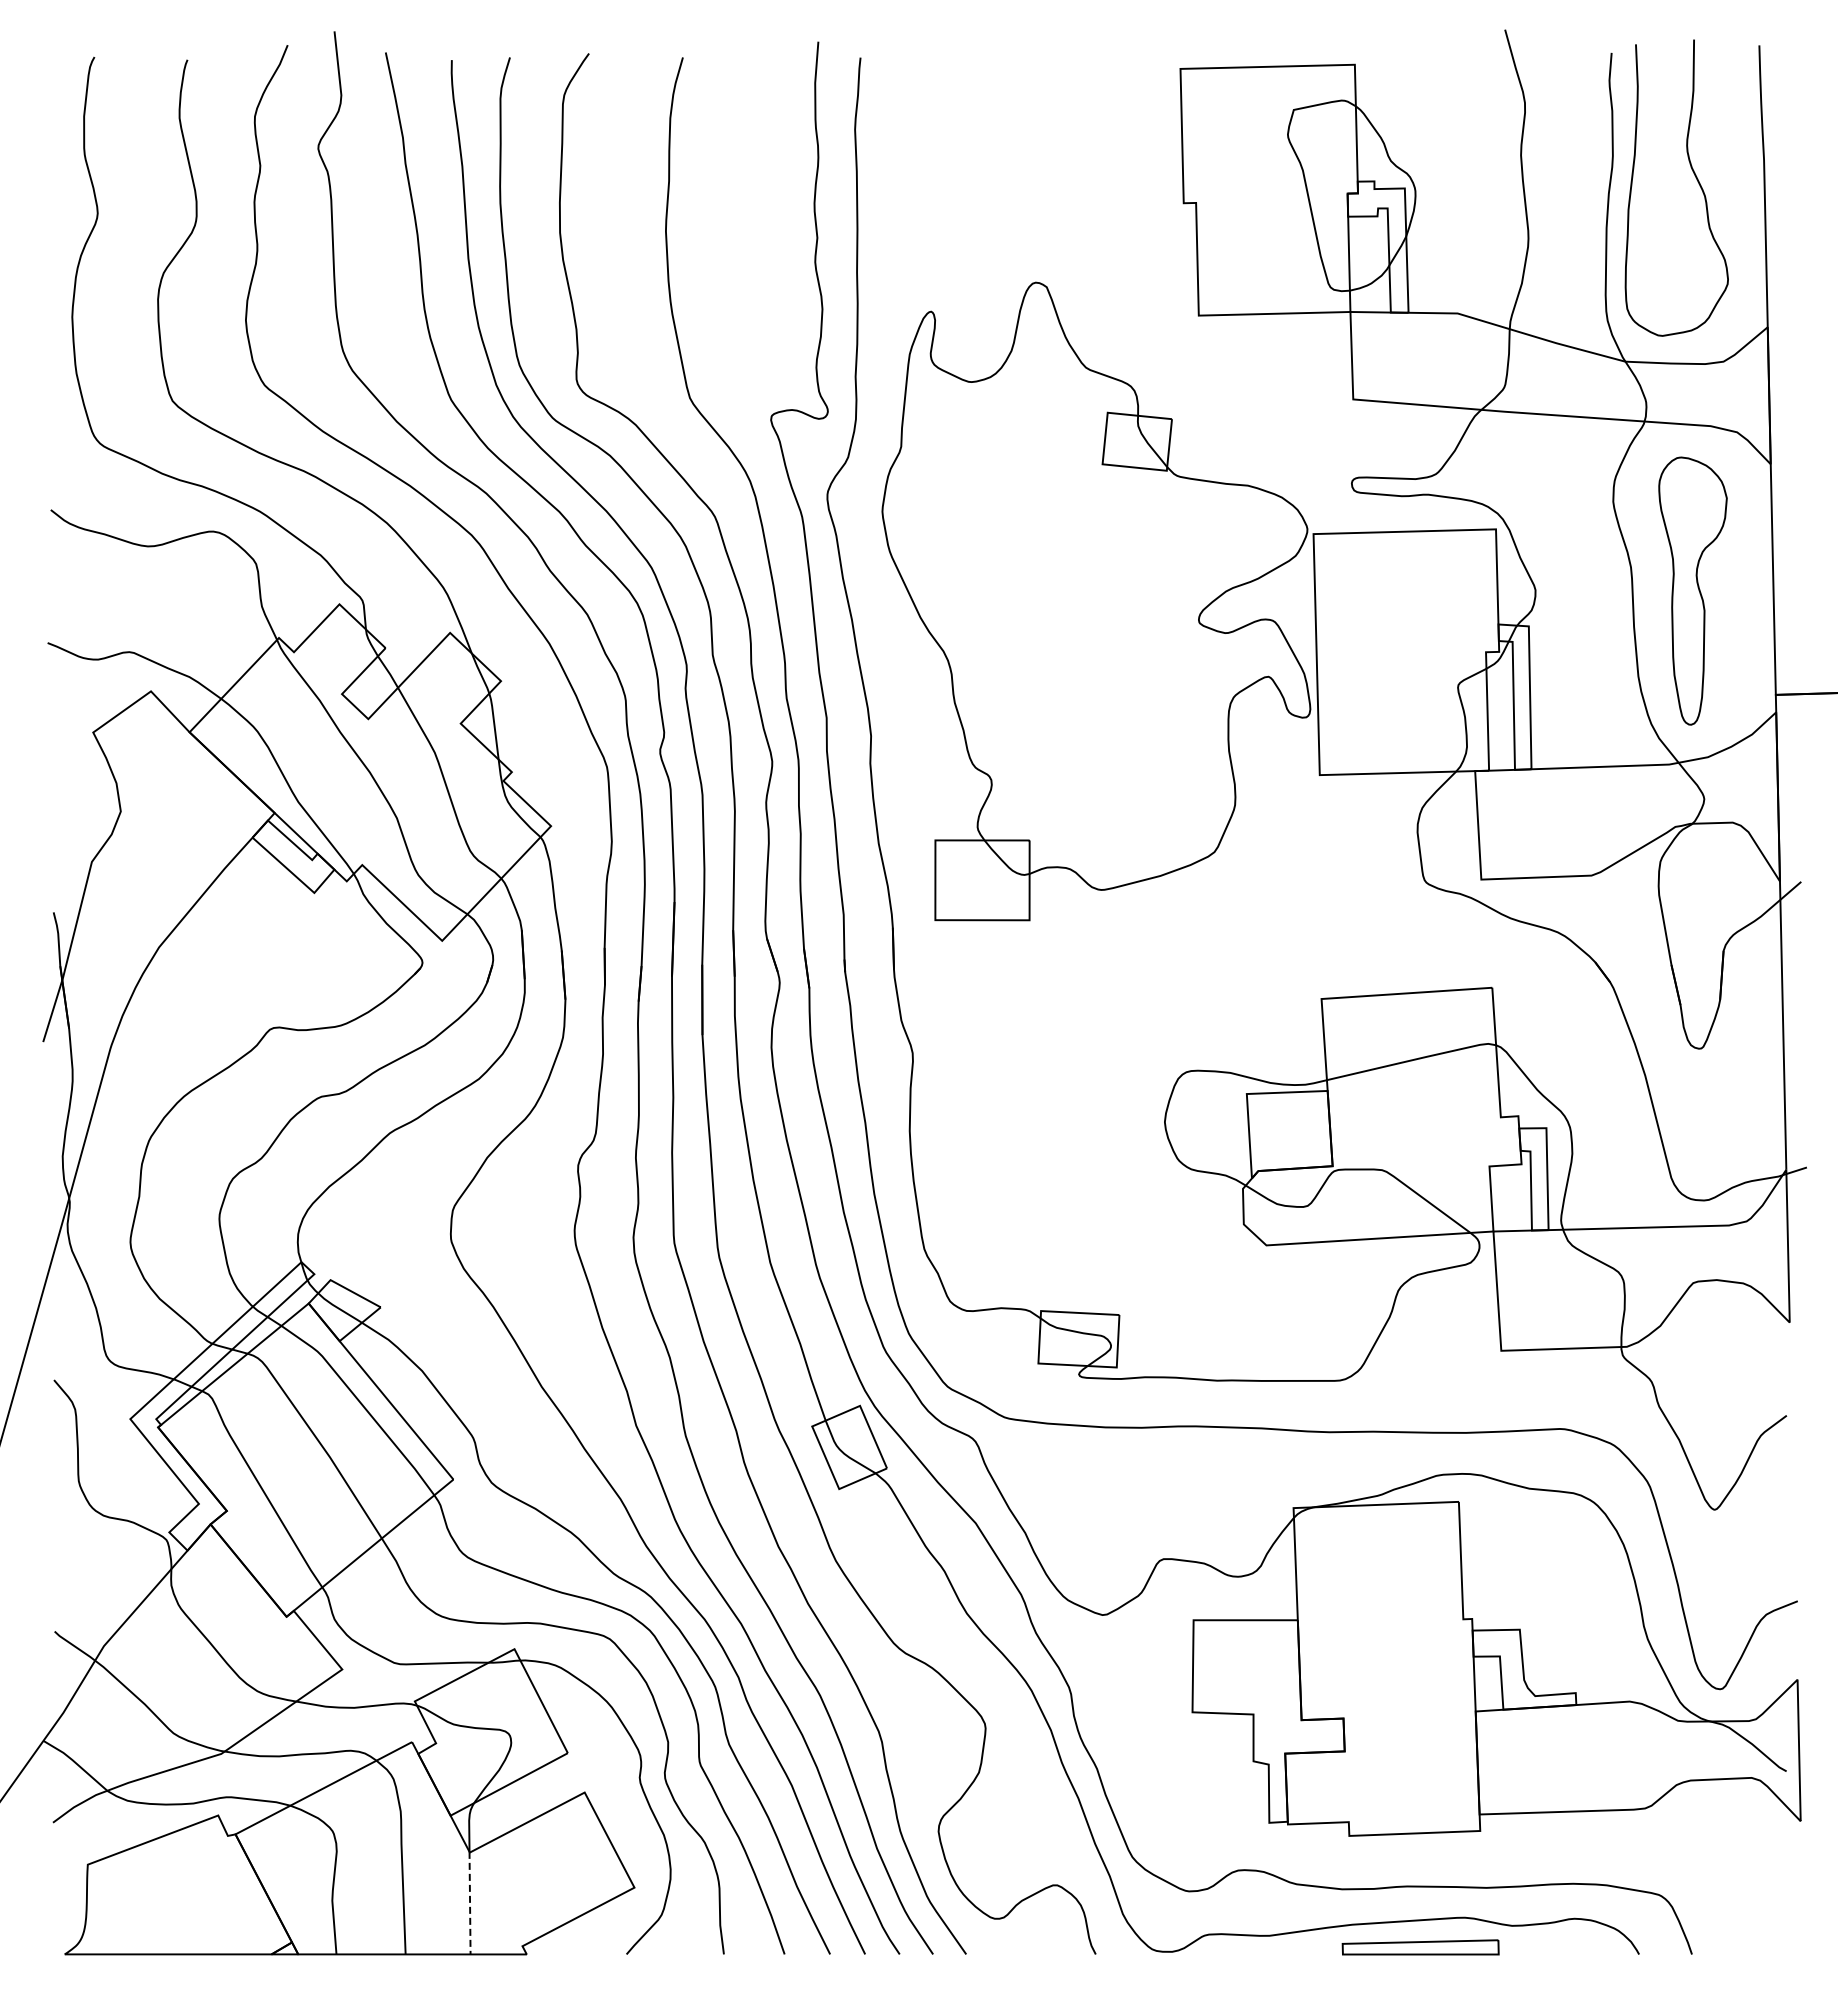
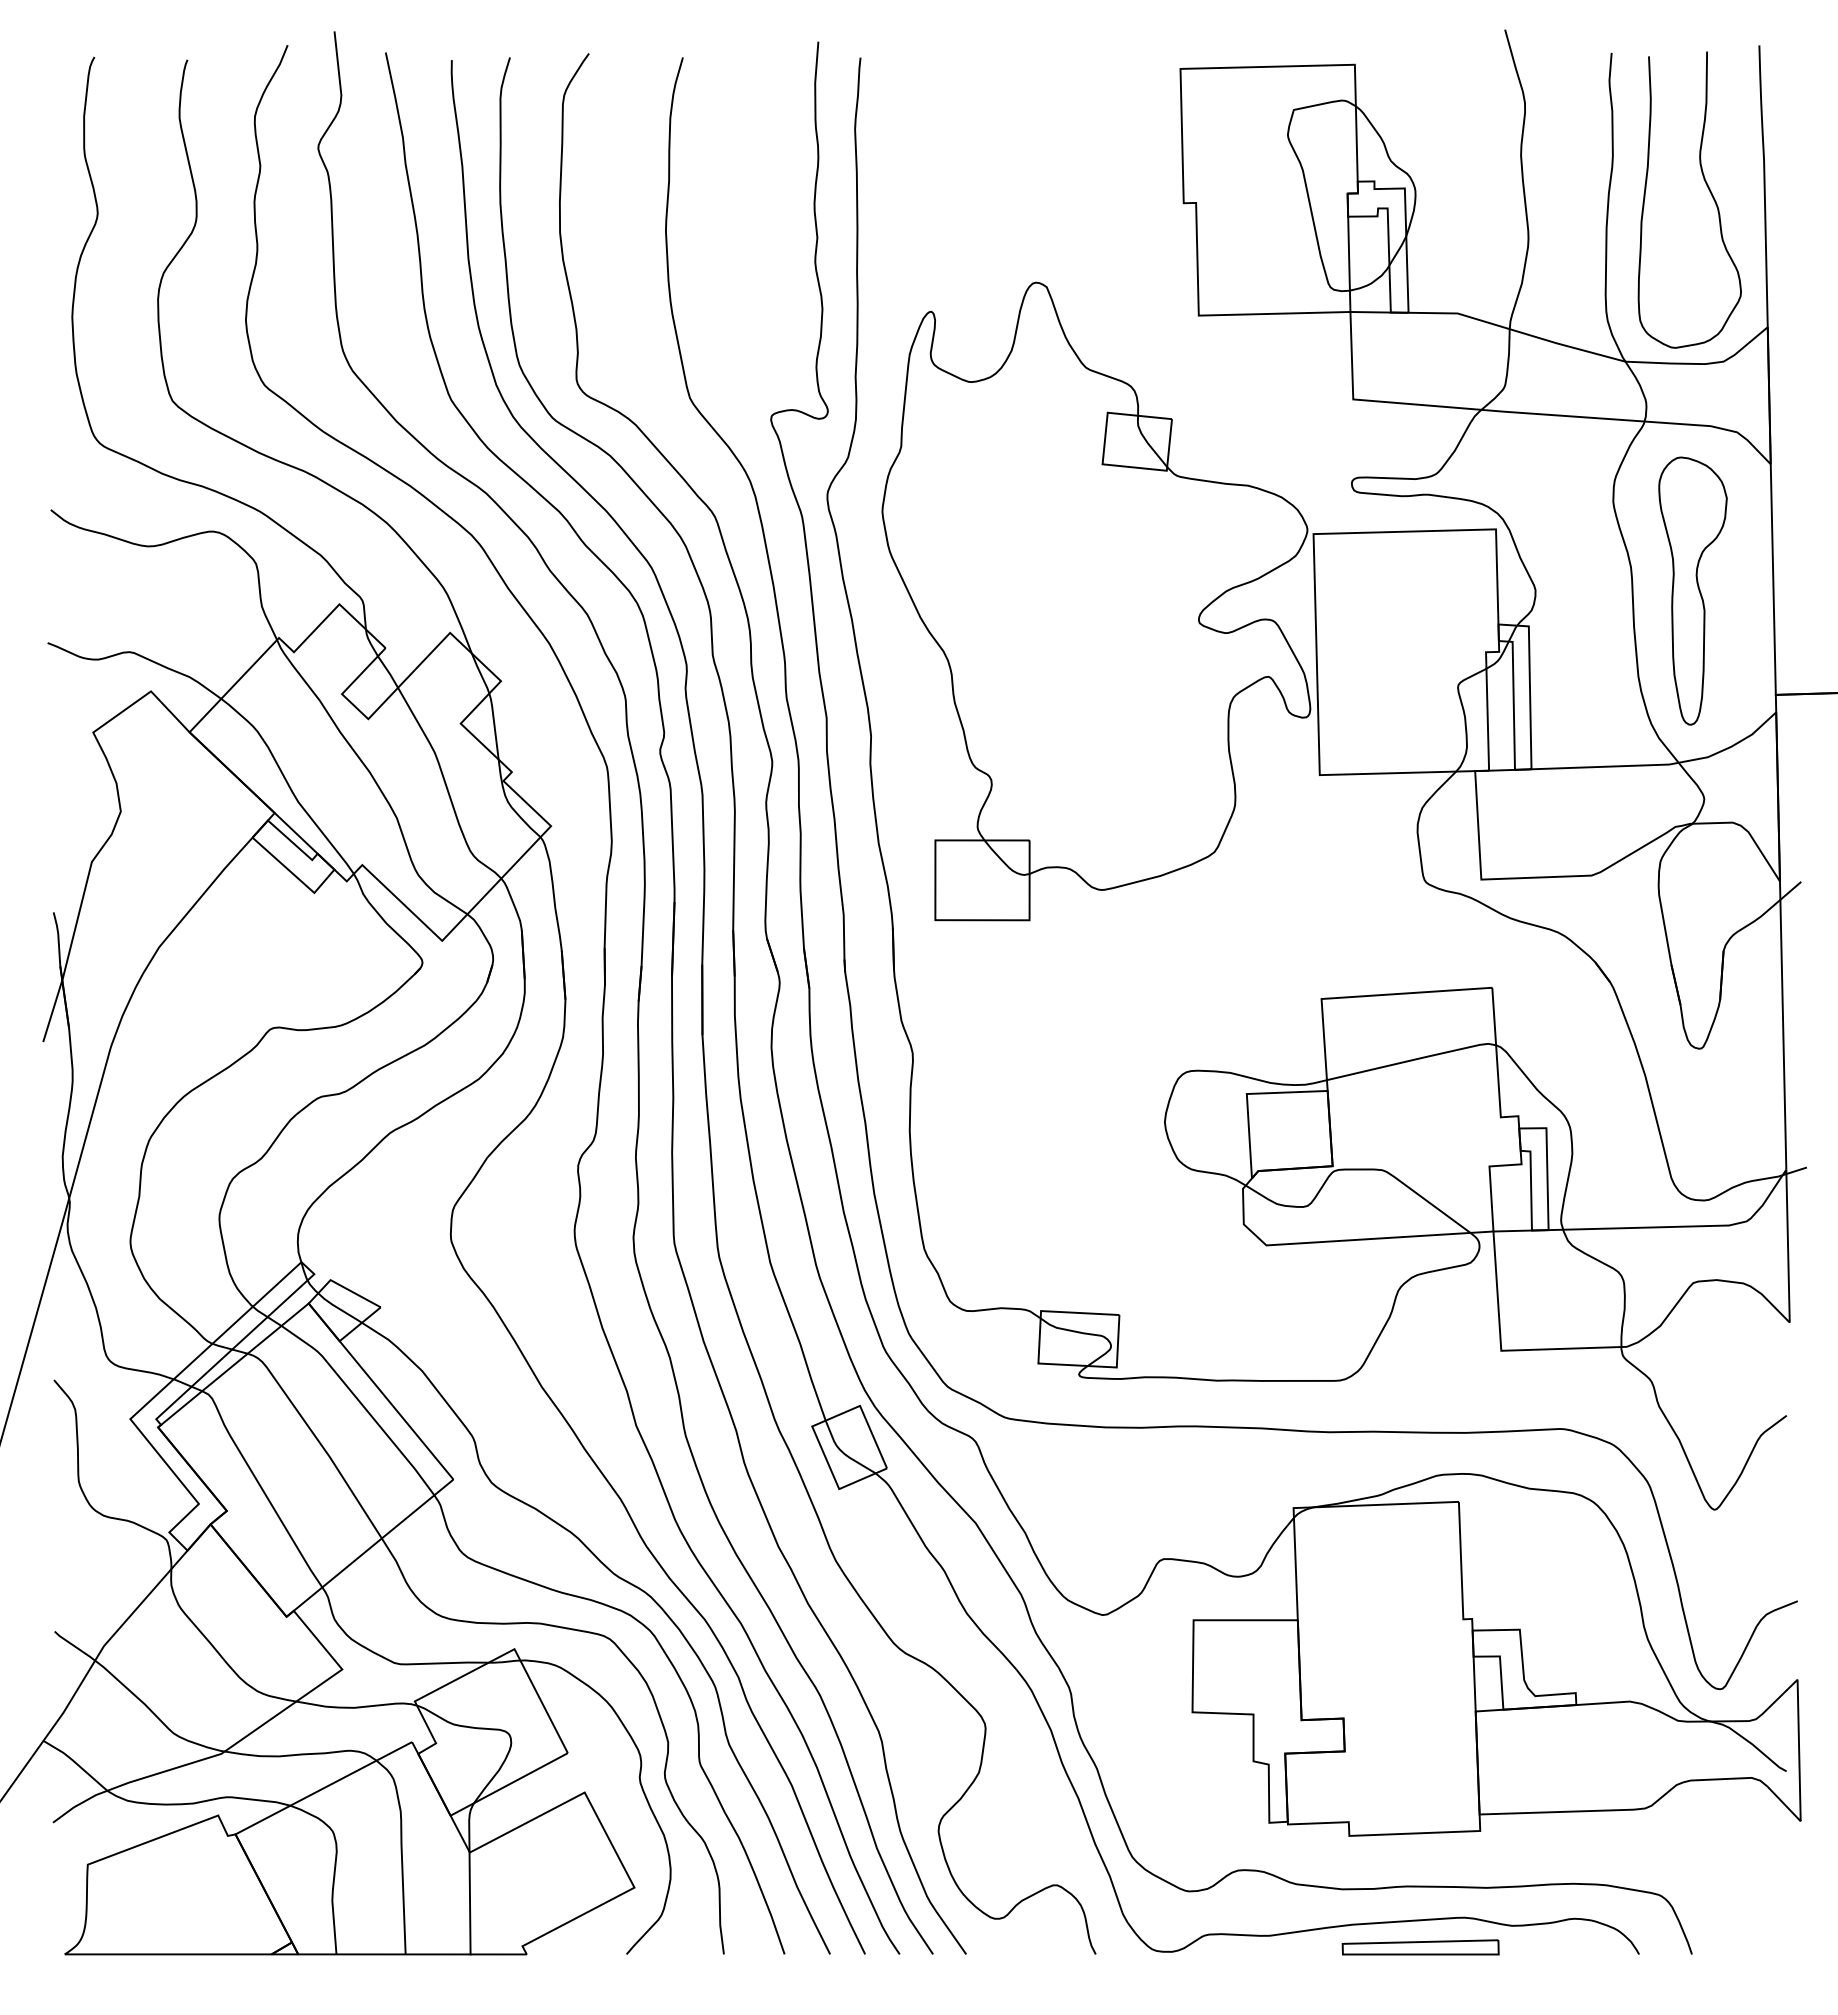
curve position: (1695, 177) -> (1708, 189) (1708, 189)
line: dashed -> solid (470, 1903)
